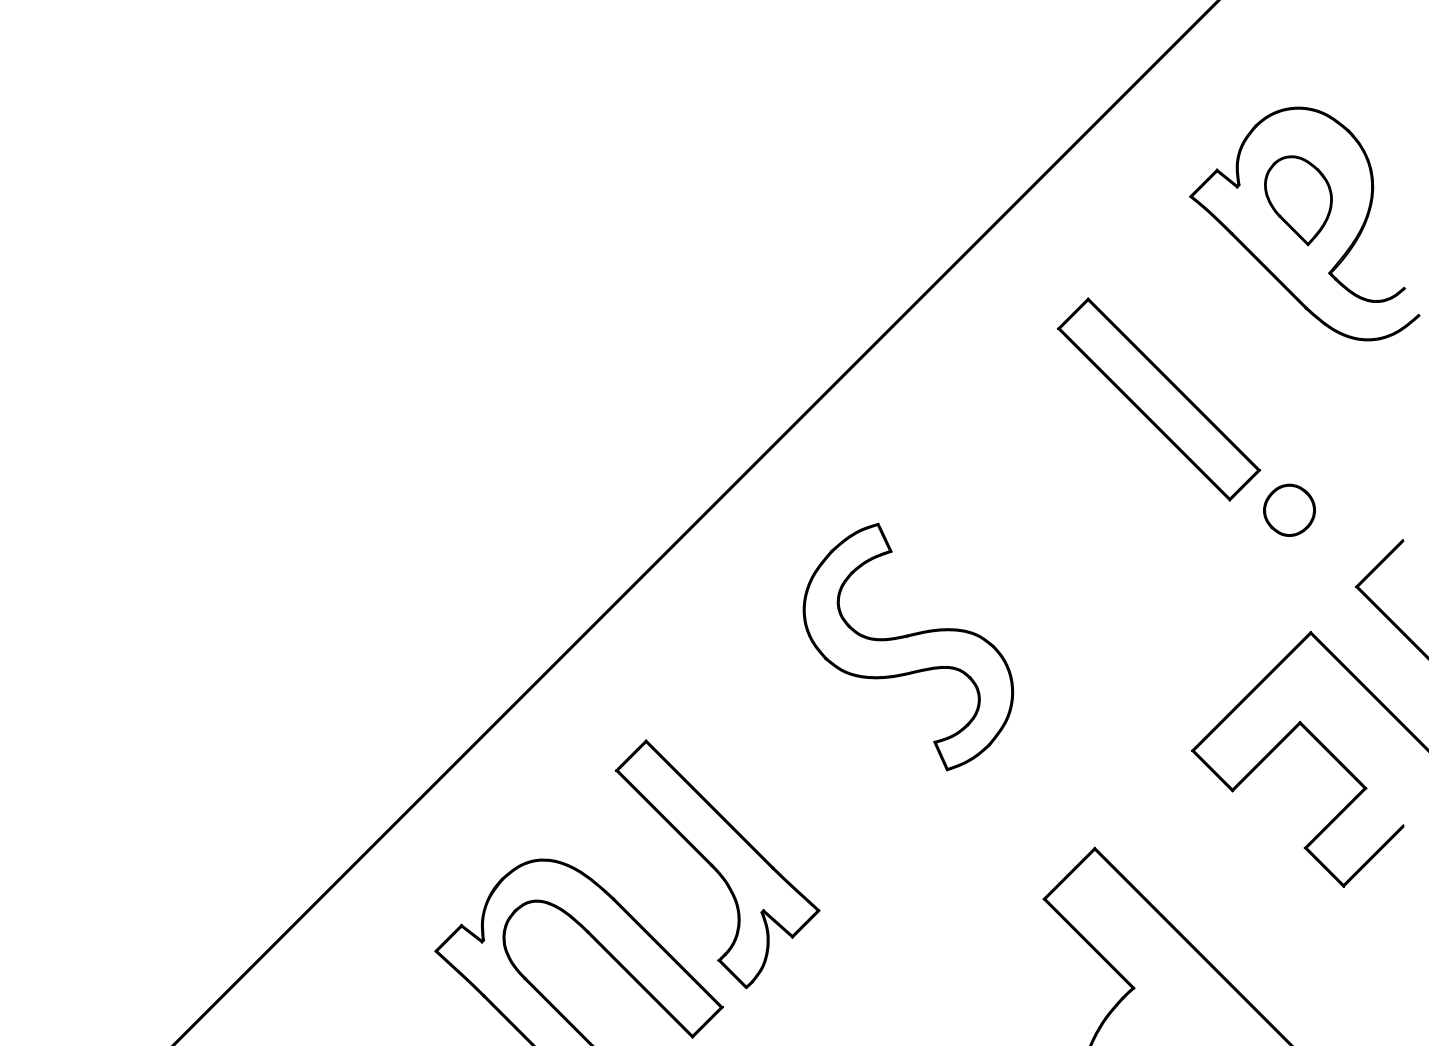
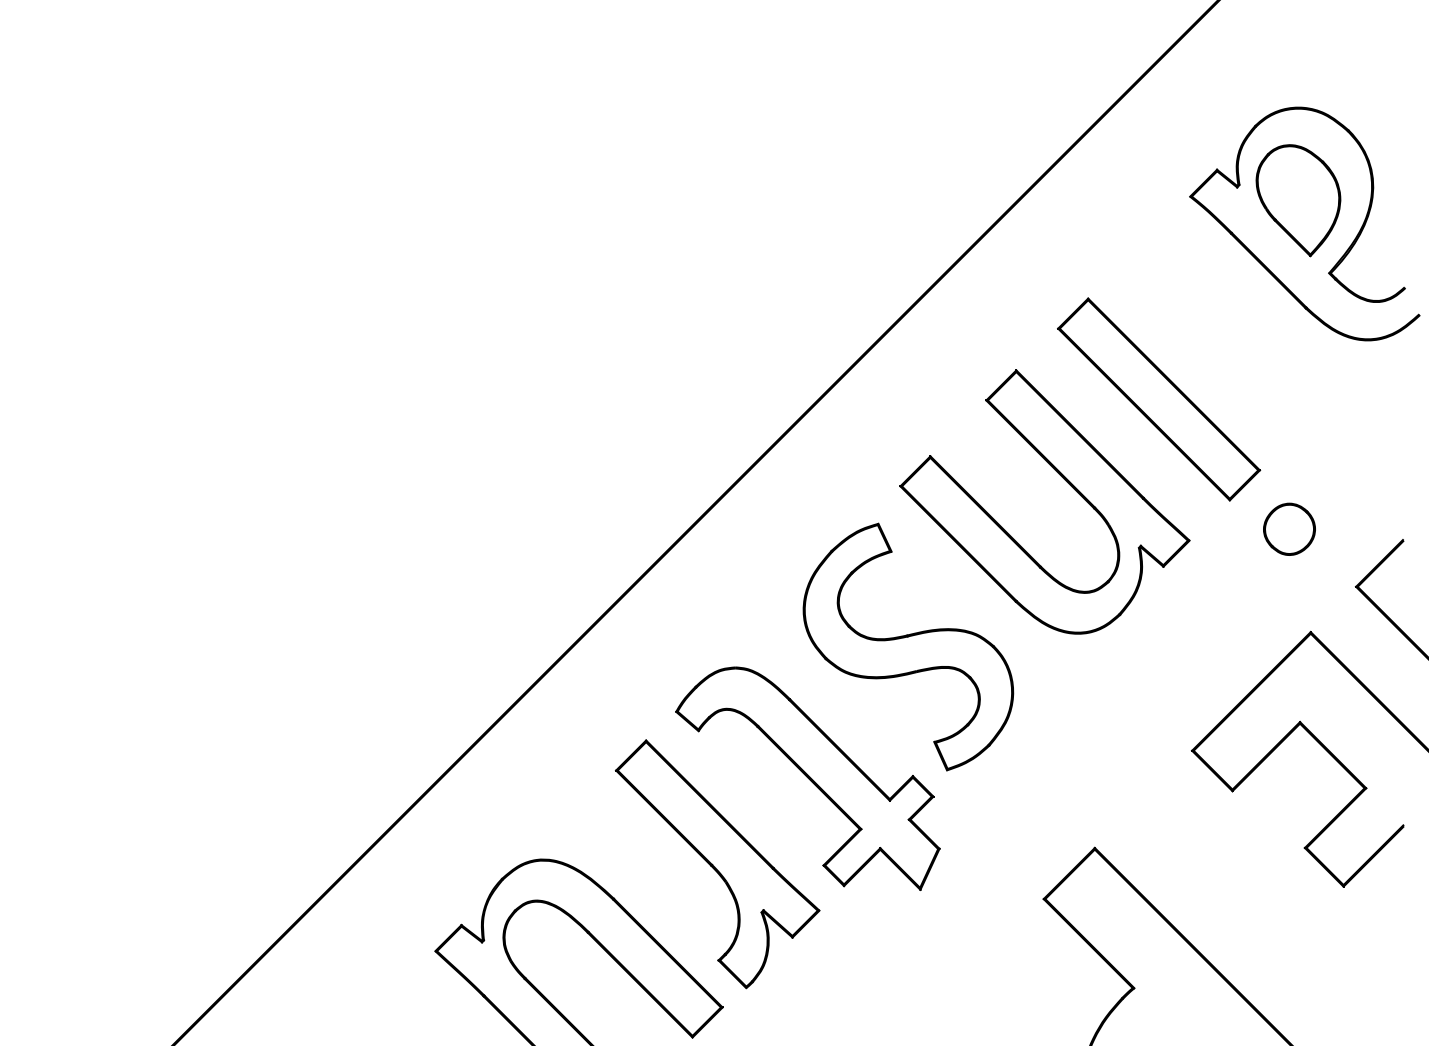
part size: 69x92 px -> 87x114 px (1298, 200)
part: none -> present (1064, 480)
part position: (1289, 509) -> (1289, 528) (1289, 528)
part: none -> present (807, 778)
